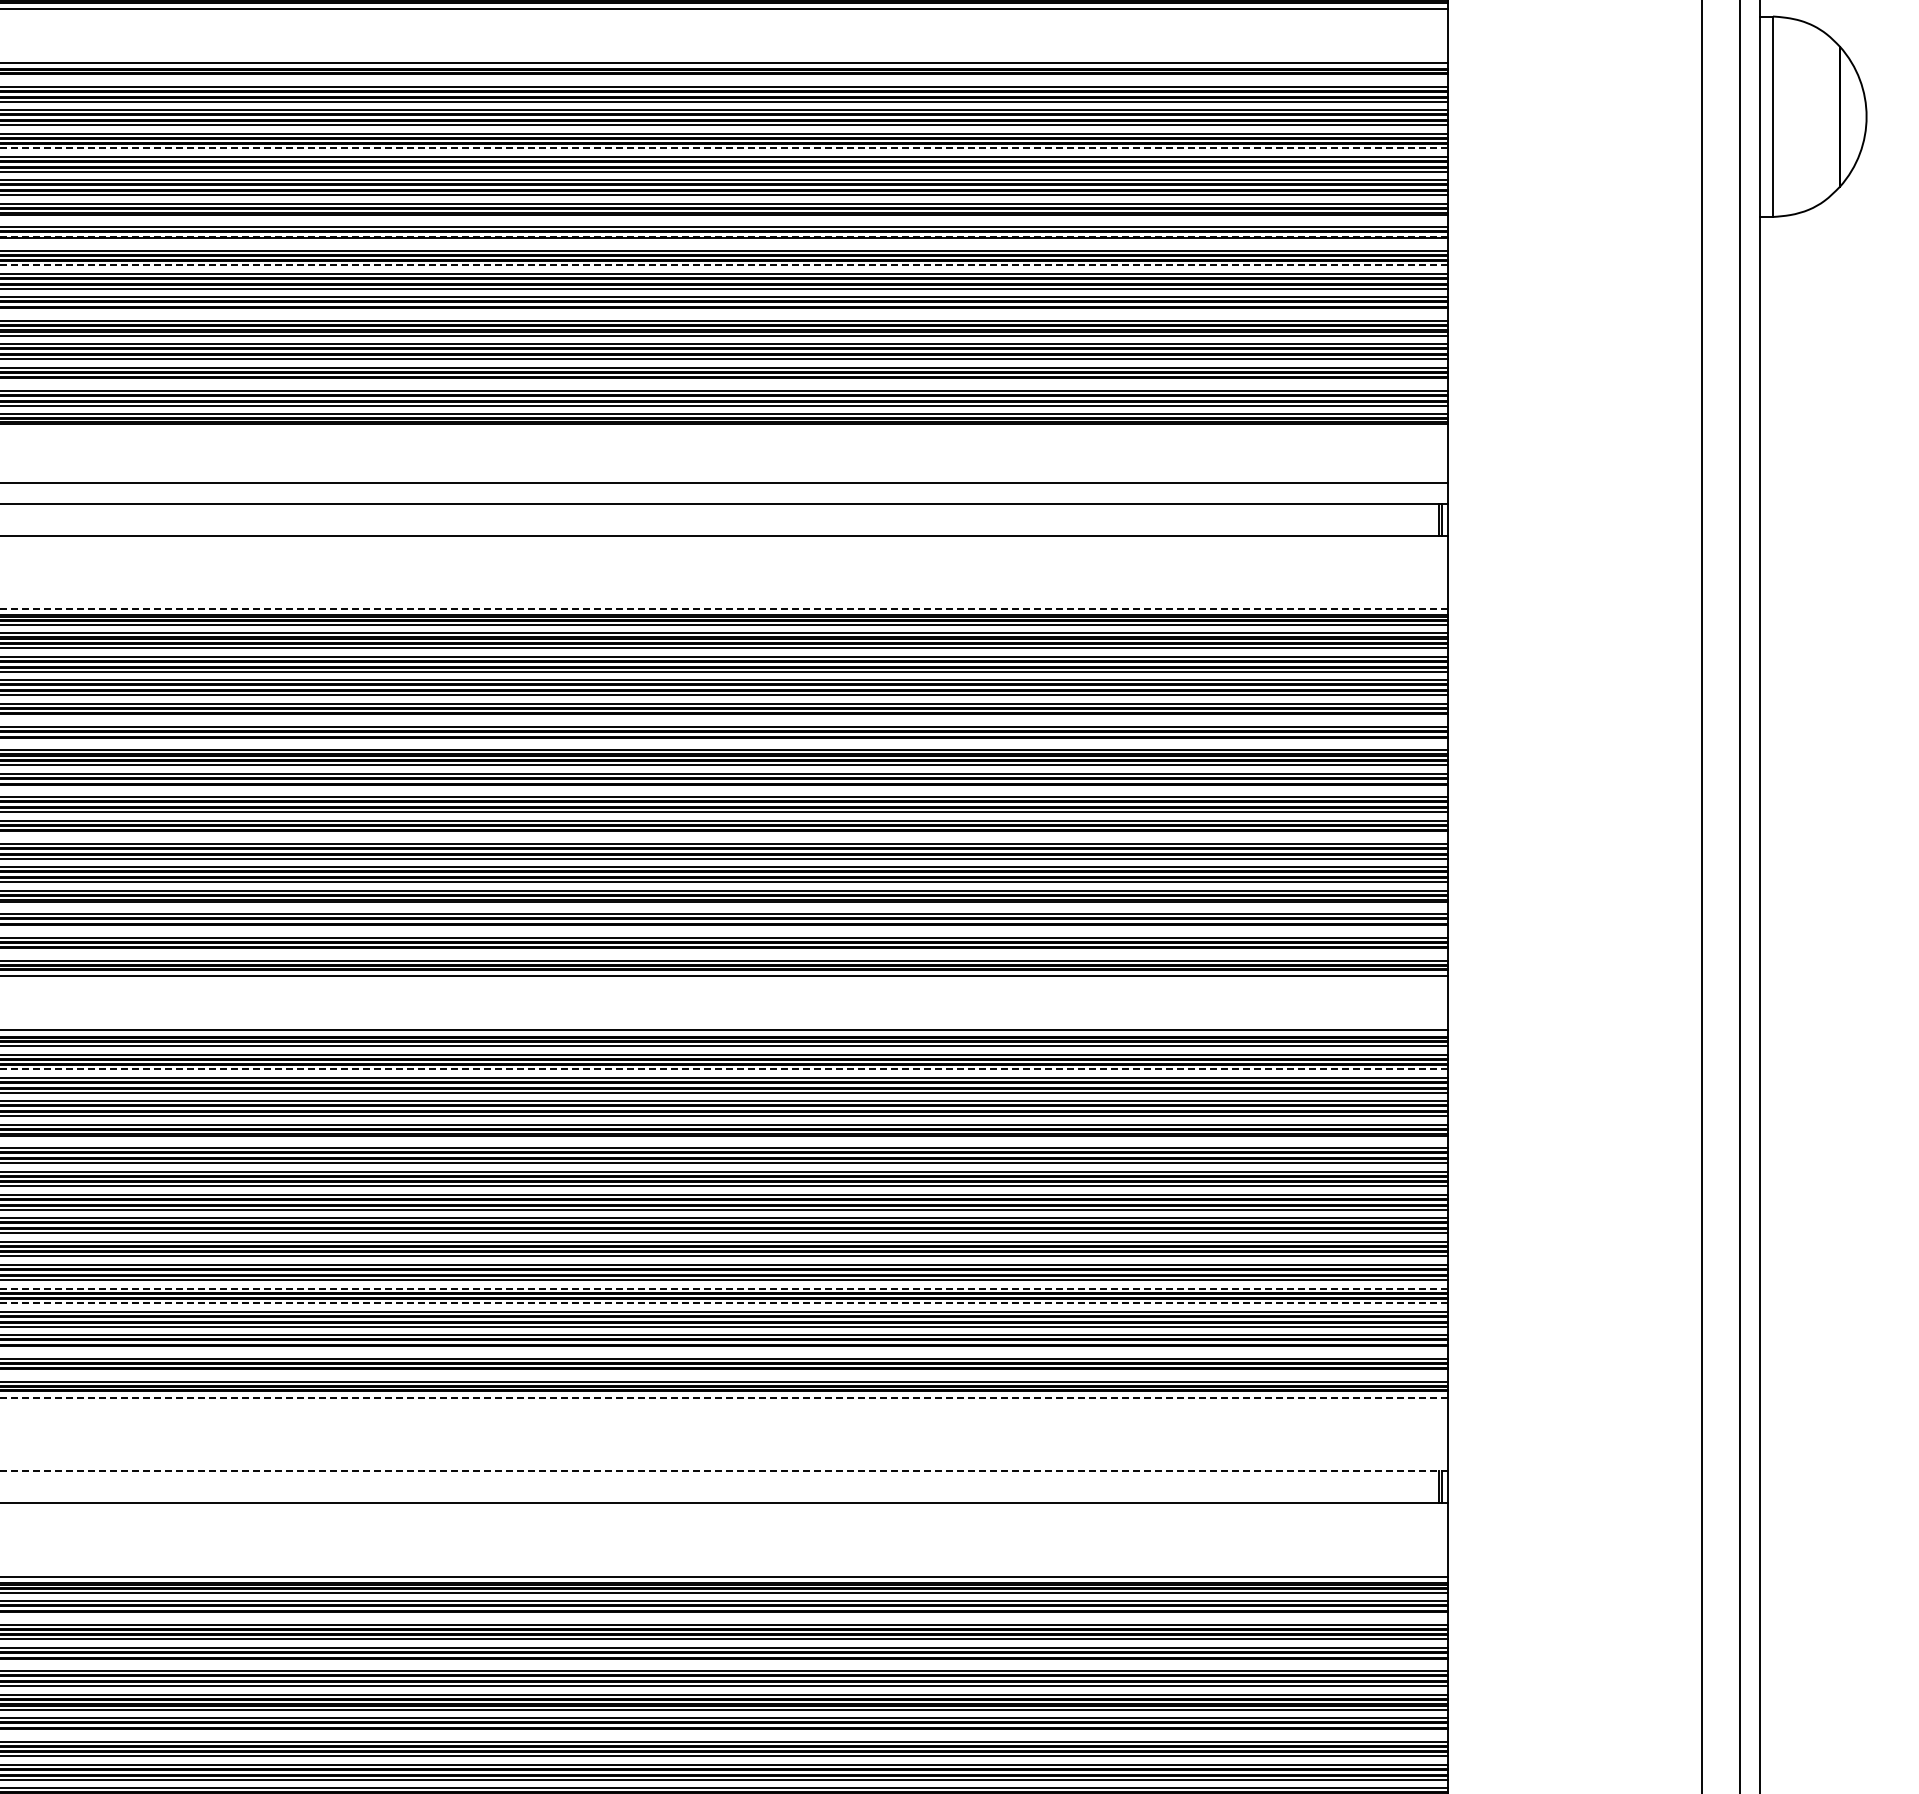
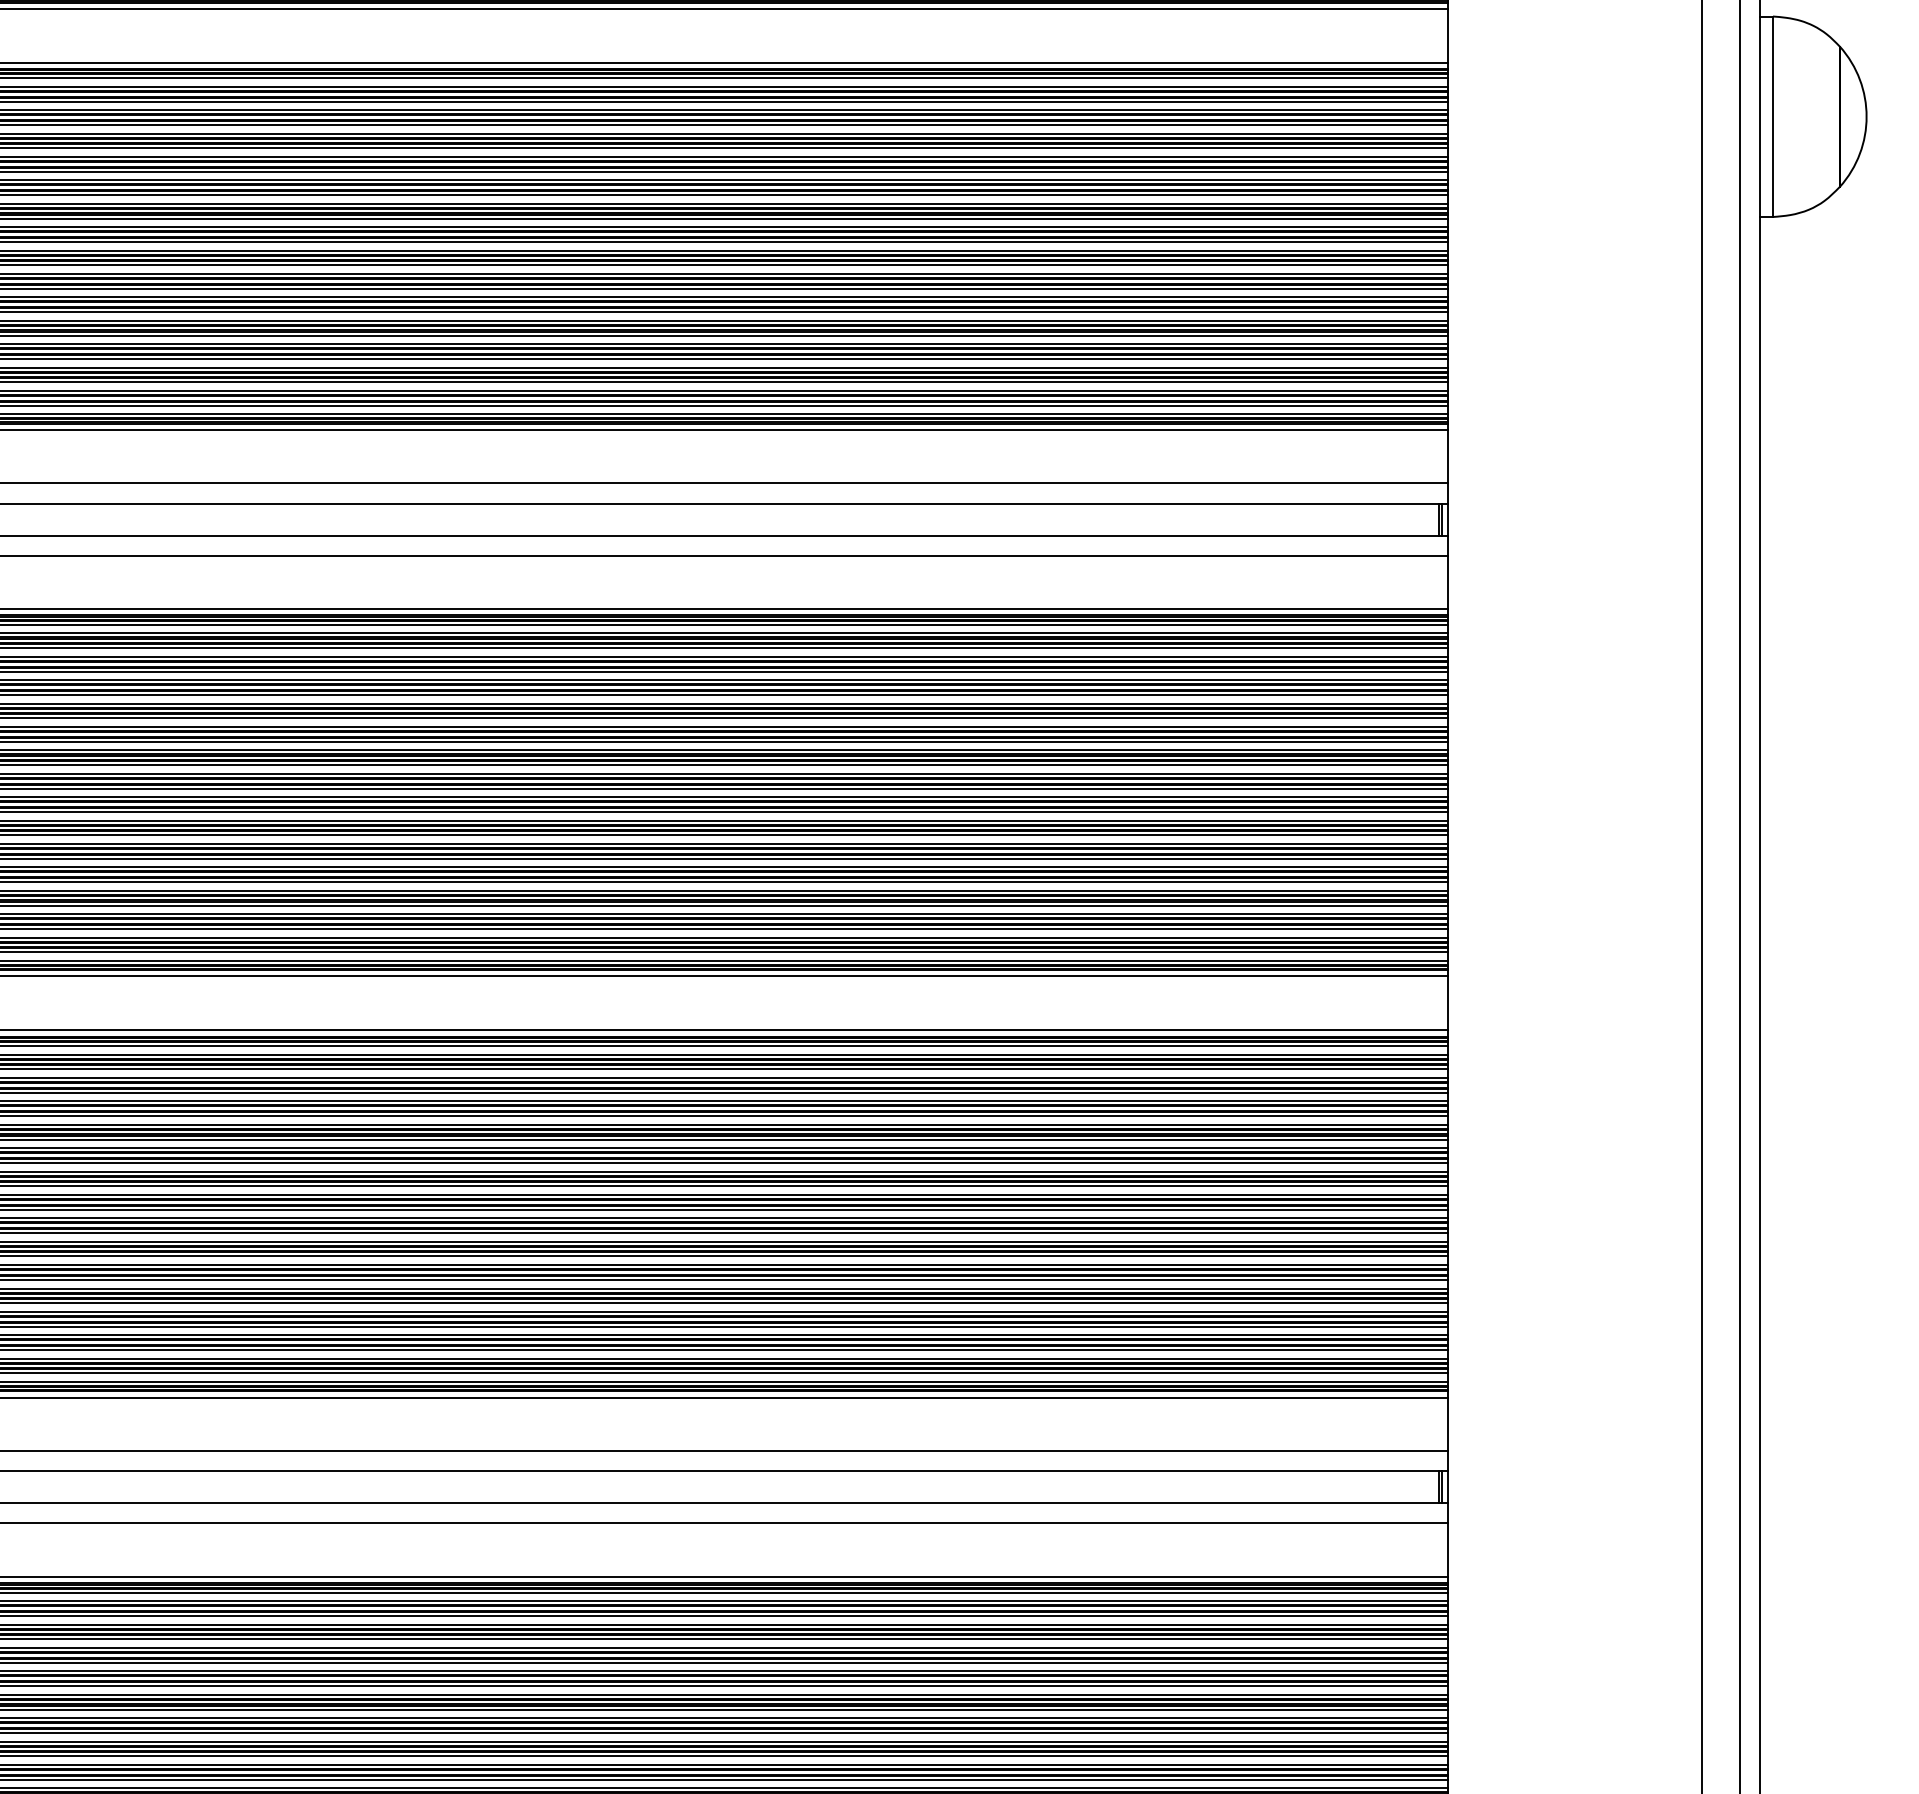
line: none -> present (725, 78)
line: dashed -> solid (724, 148)
line: none -> present (725, 218)
line: dashed -> solid (724, 236)
line: none -> present (725, 241)
line: dashed -> solid (724, 265)
line: none -> present (725, 312)
line: none -> present (725, 382)
line: none -> present (725, 429)
line: none -> present (725, 555)
line: dashed -> solid (724, 609)
line: none -> present (725, 718)
line: none -> present (725, 741)
line: none -> present (725, 788)
line: none -> present (725, 835)
line: none -> present (725, 905)
line: none -> present (725, 928)
line: none -> present (725, 952)
line: dashed -> solid (724, 1069)
line: none -> present (725, 1139)
line: dashed -> solid (724, 1288)
line: dashed -> solid (724, 1303)
line: none -> present (725, 1350)
line: none -> present (725, 1373)
line: dashed -> solid (724, 1397)
line: none -> present (725, 1451)
line: dashed -> solid (724, 1471)
line: none -> present (725, 1523)
line: none -> present (725, 1615)
line: none -> present (725, 1662)
line: none -> present (725, 1732)
